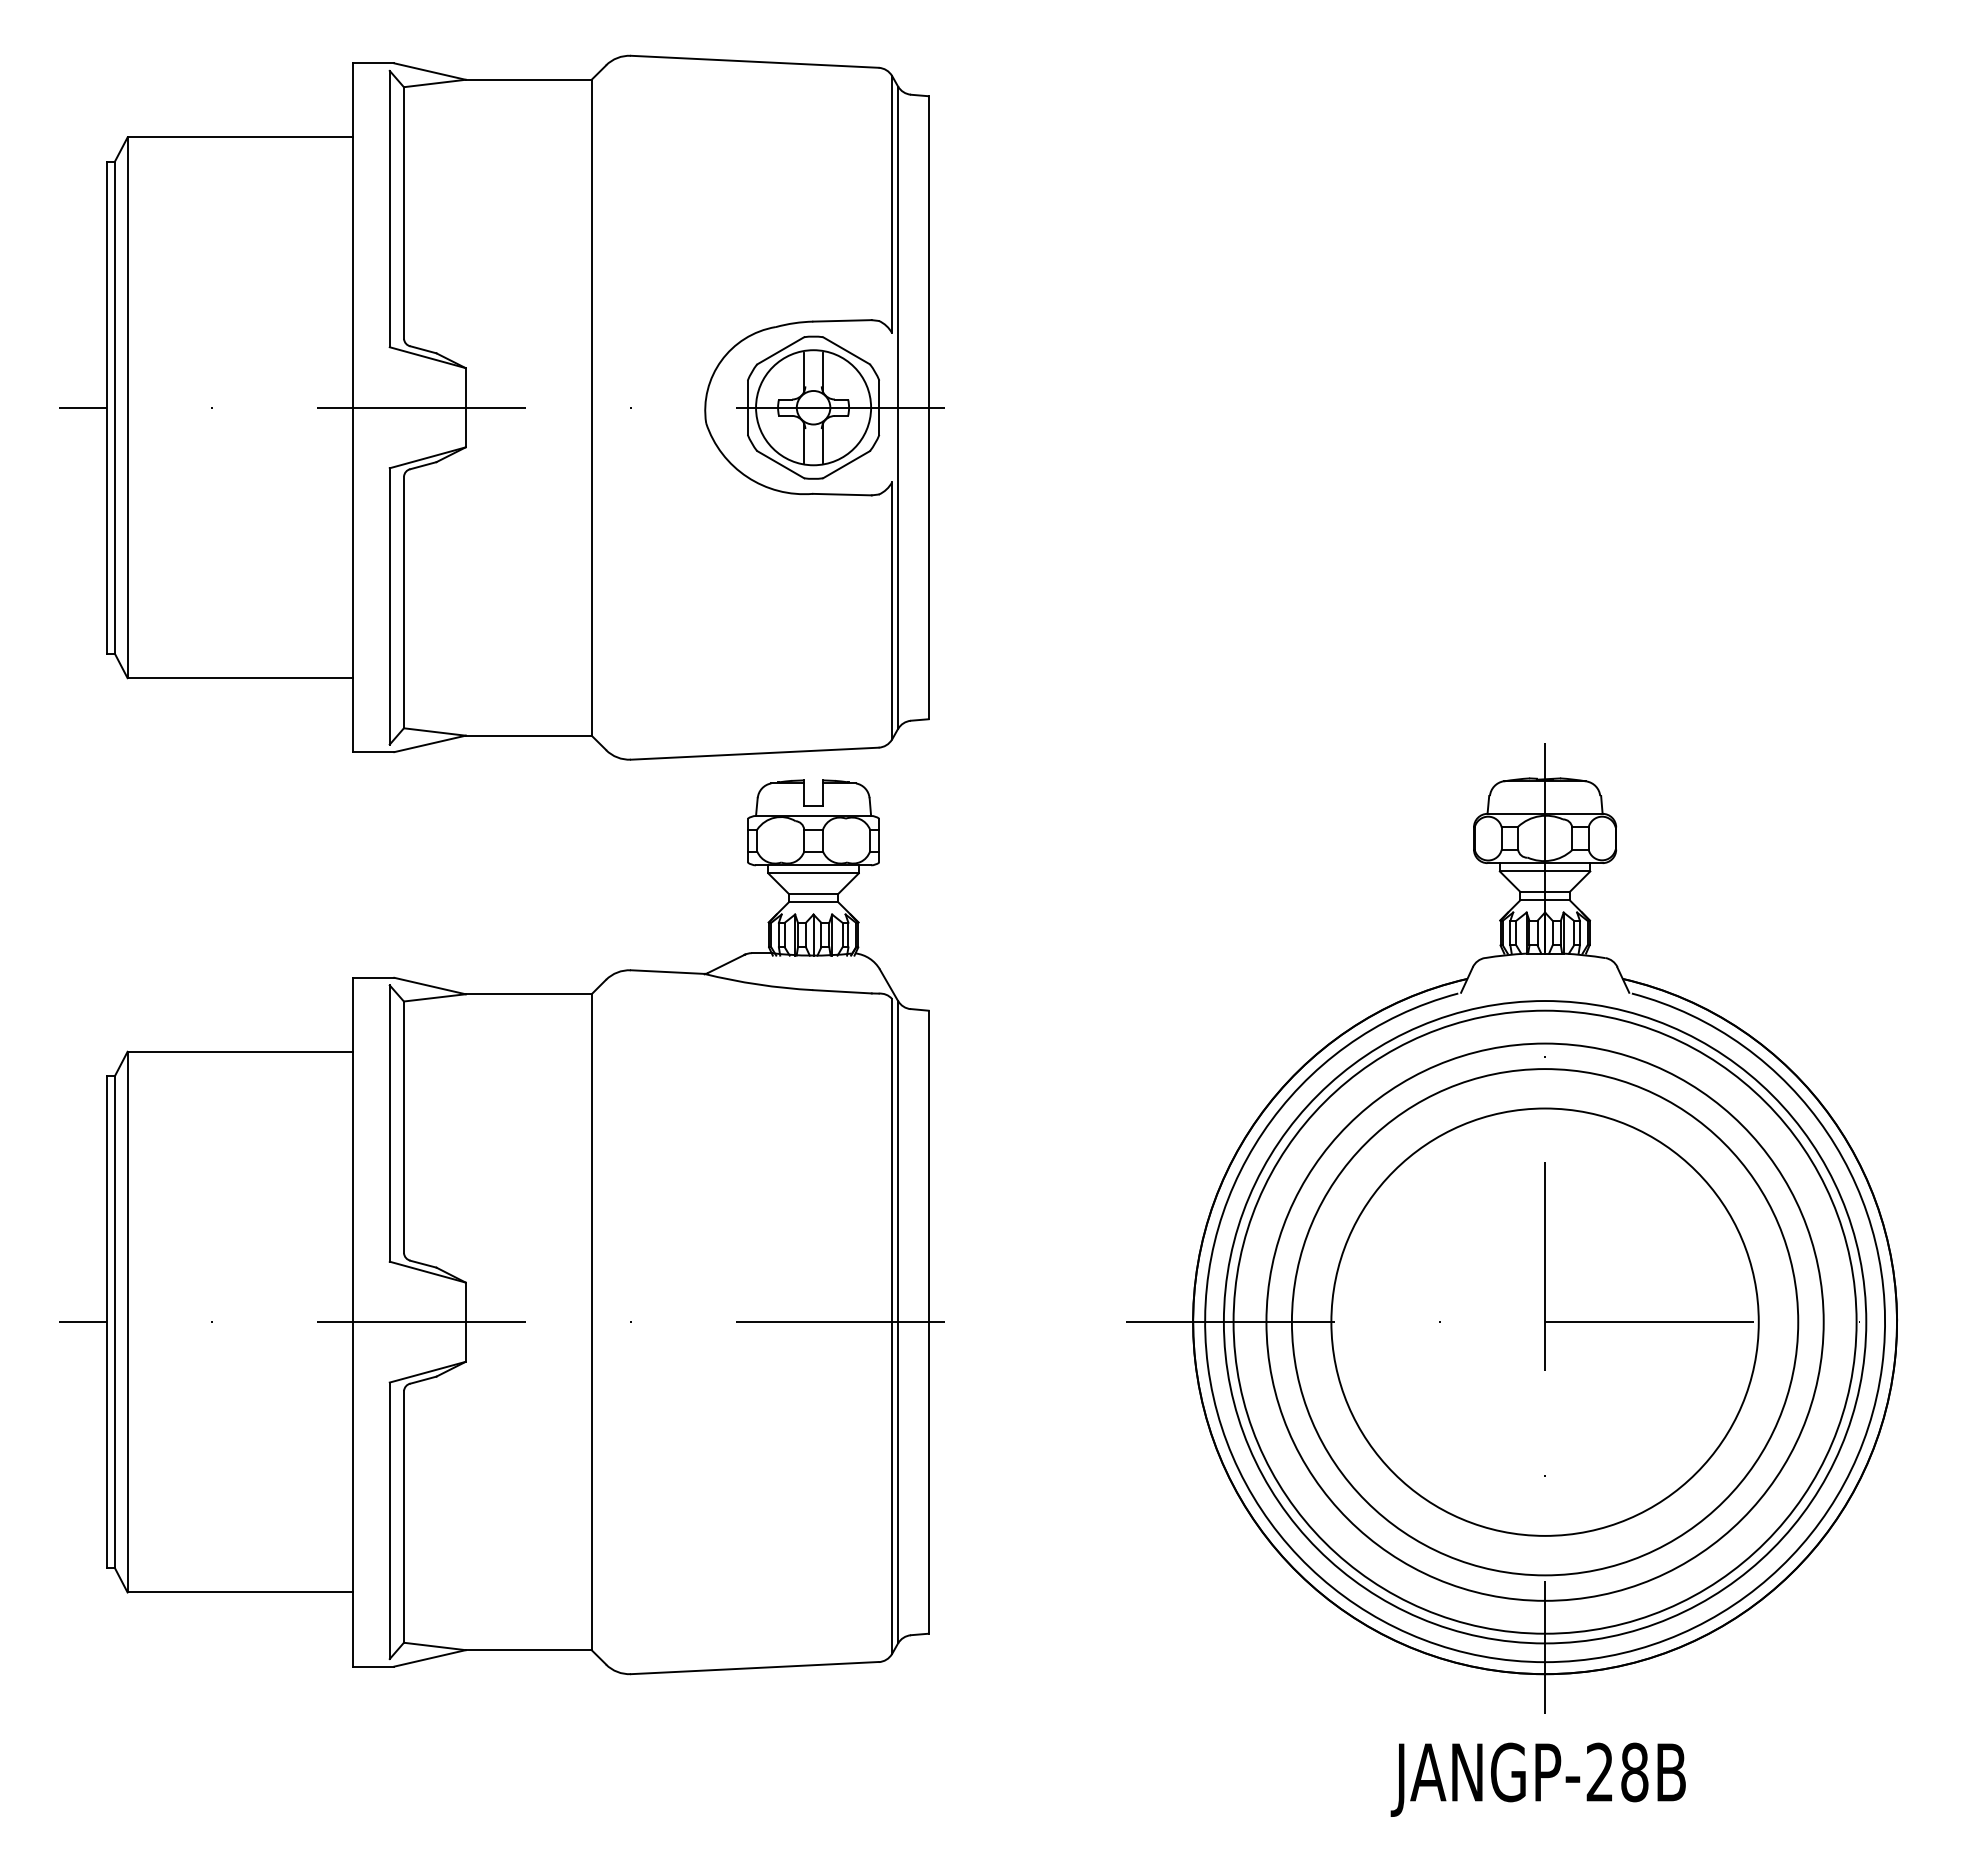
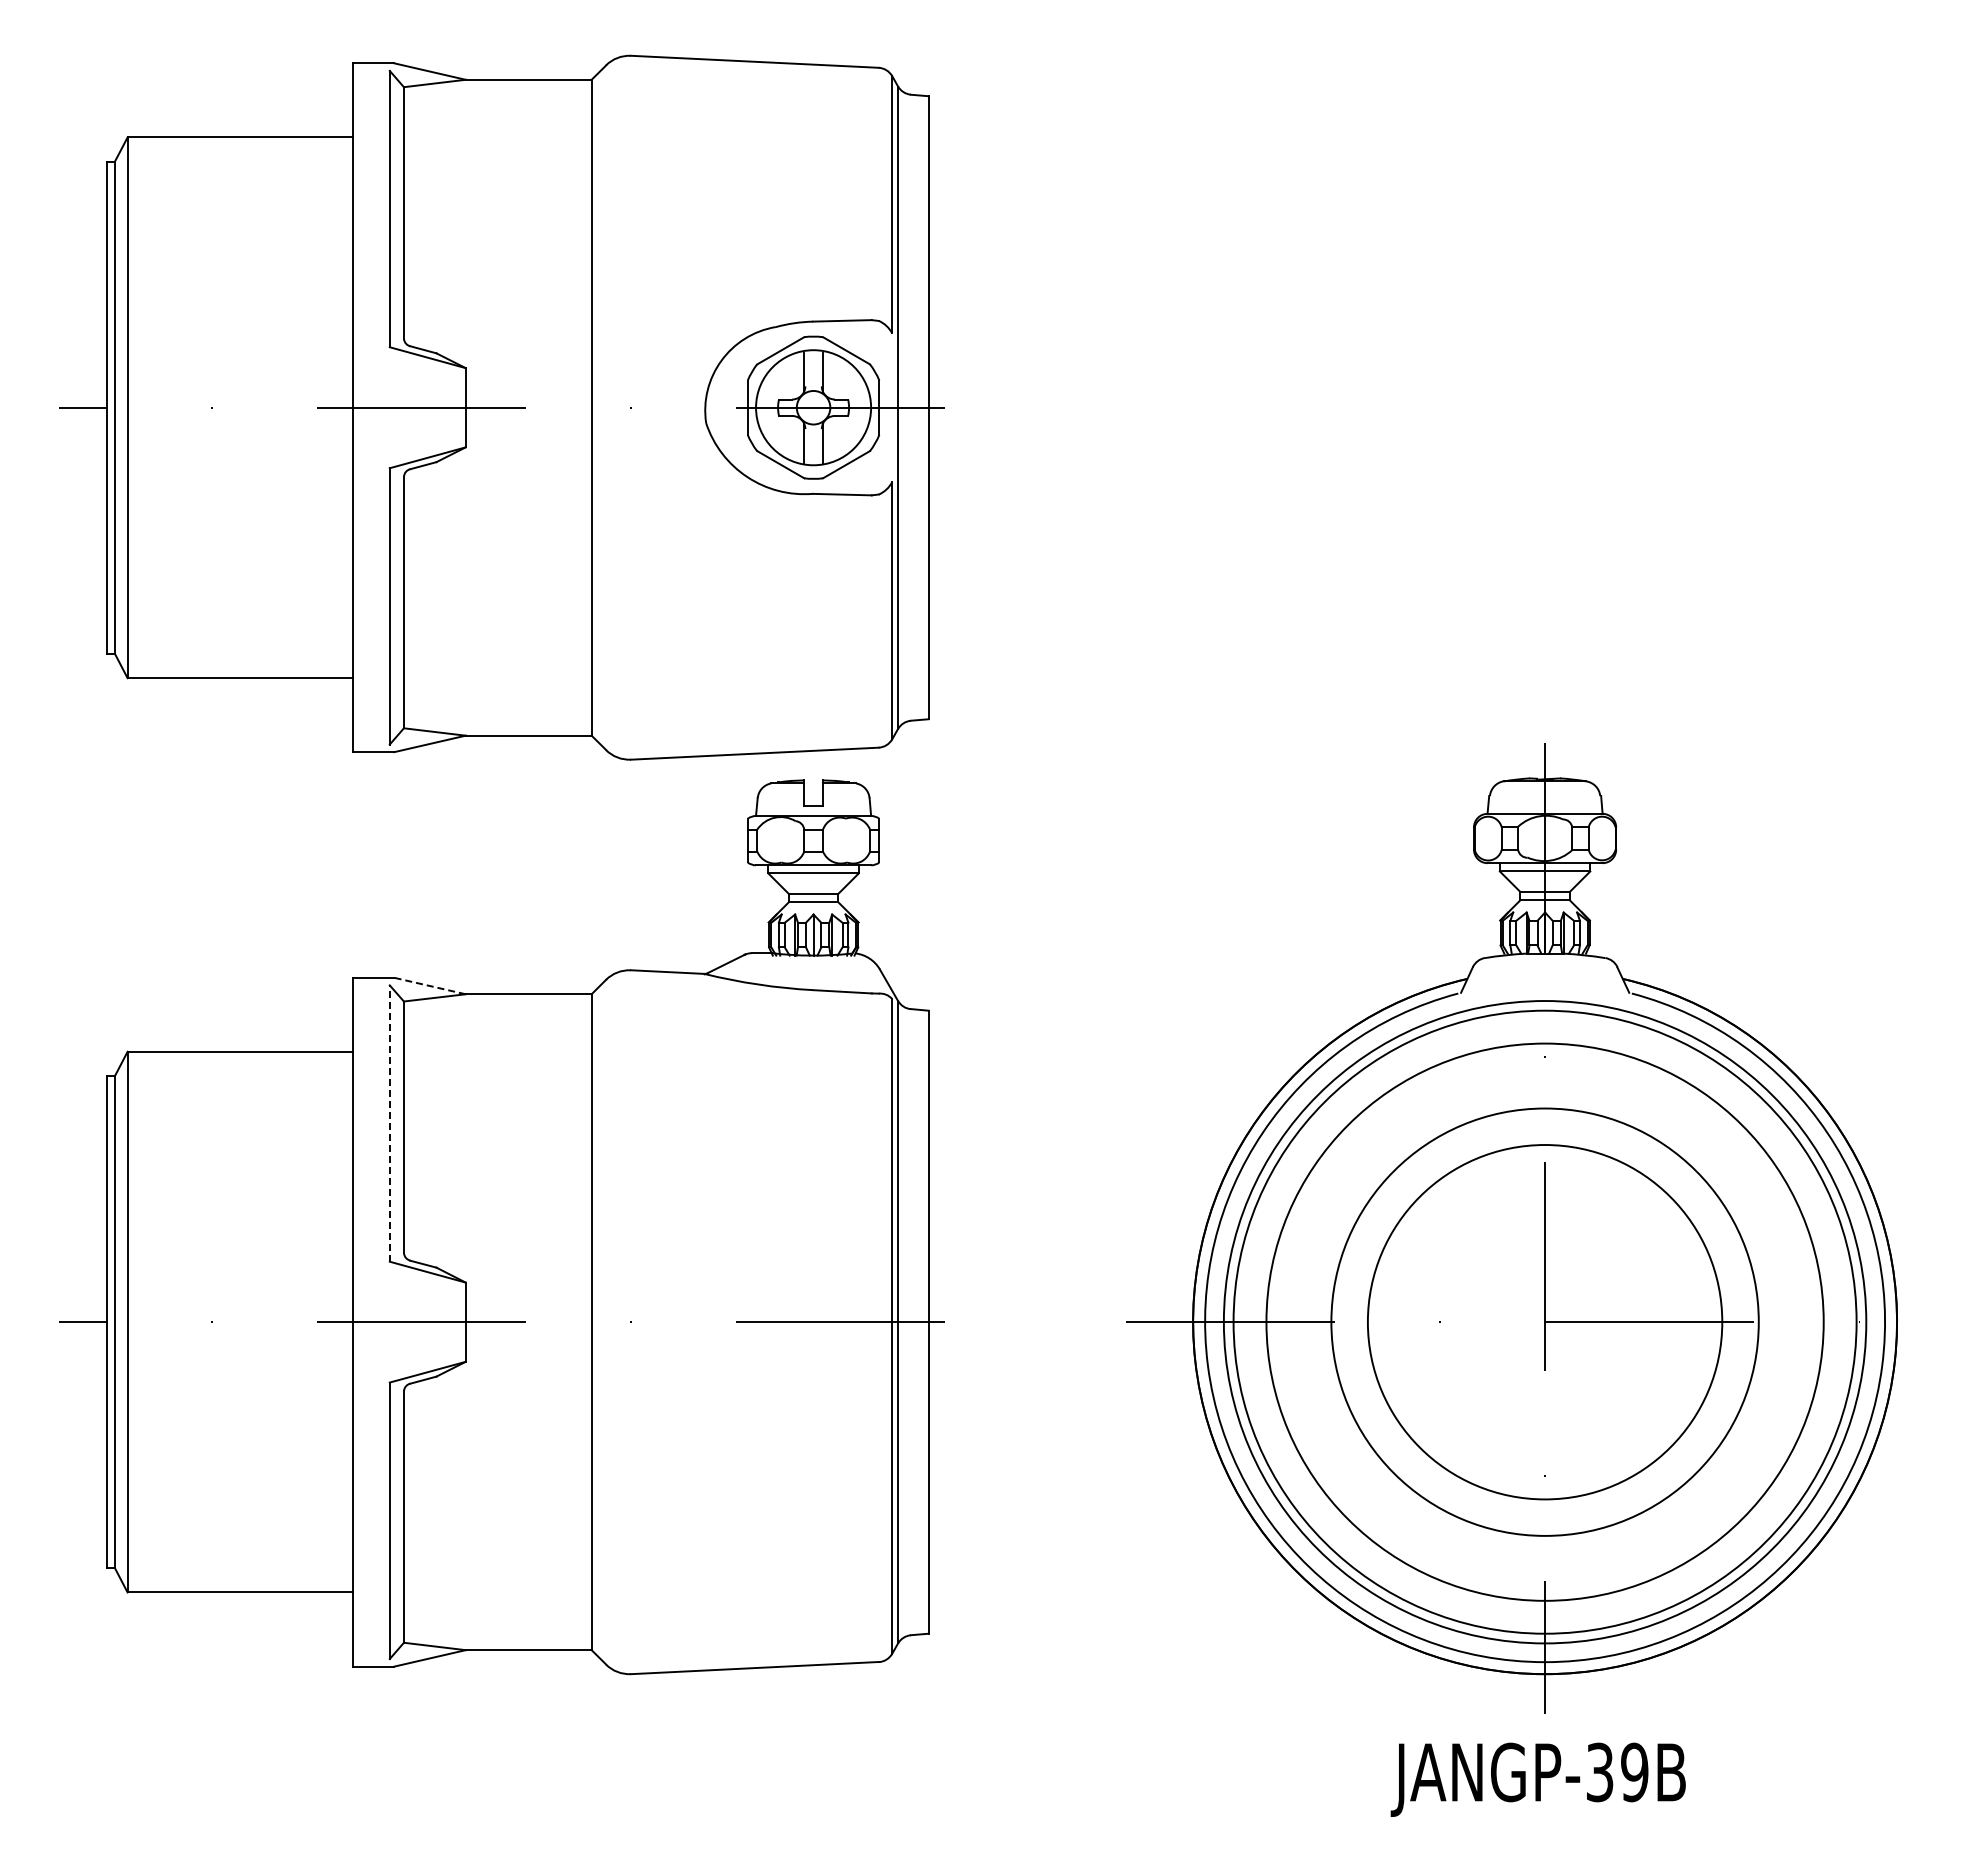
line: solid -> dashed (430, 986)
line: solid -> dashed (389, 1123)
circle diameter: 506 px -> 354 px (1544, 1322)
text: JANGP-28B -> JANGP-39B (1617, 1772)
